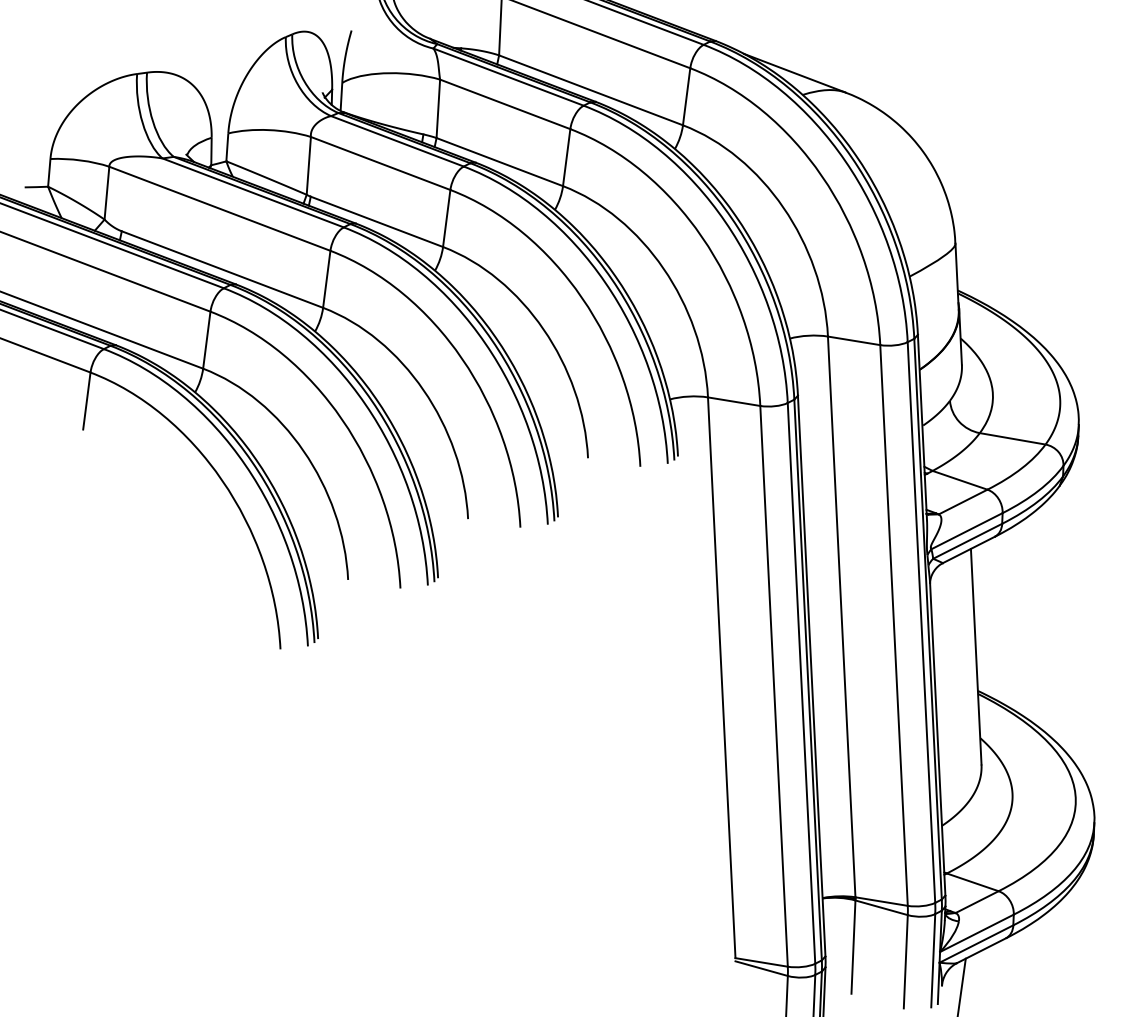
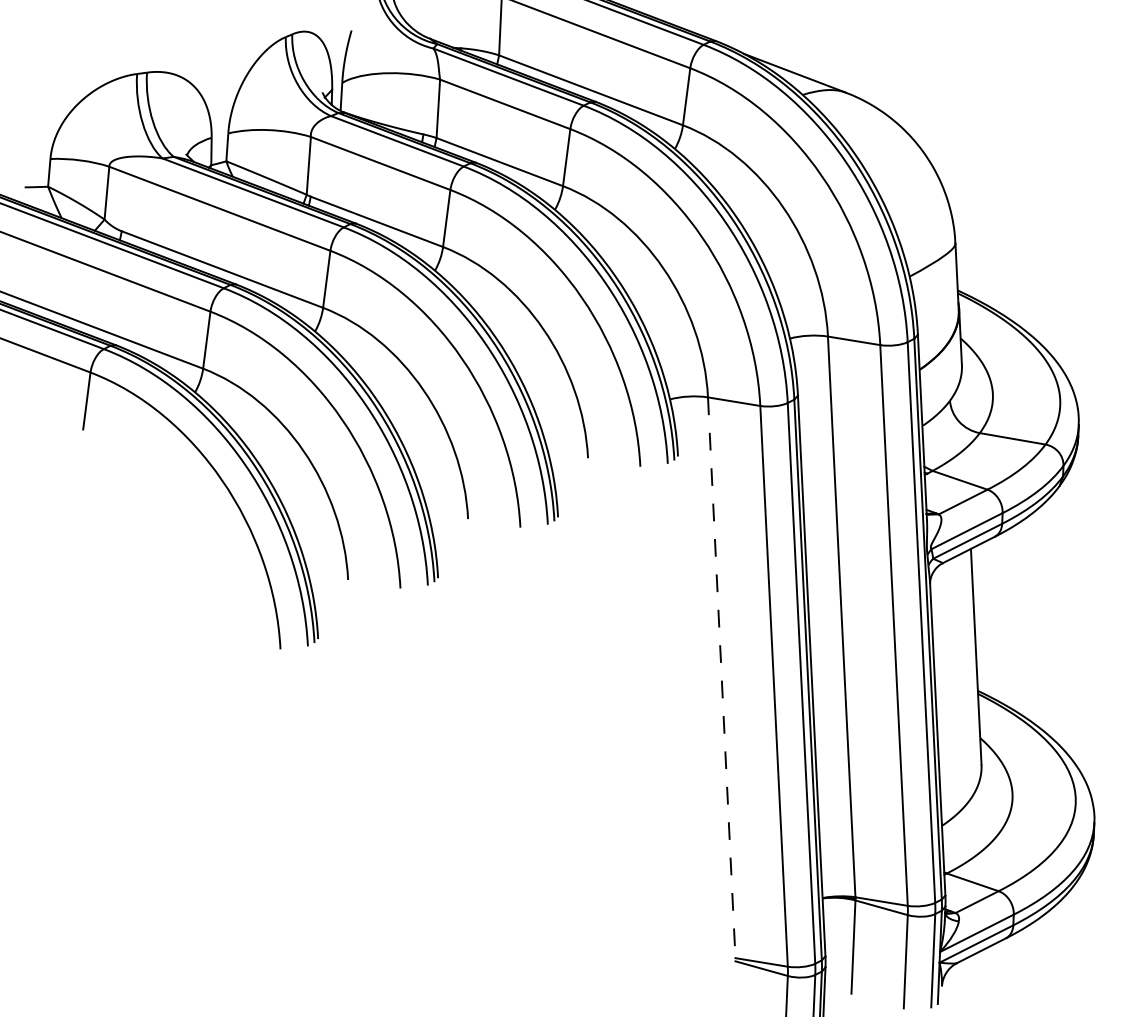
line: solid -> dashed (721, 677)
line: present -> none (961, 985)
